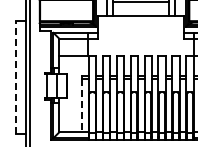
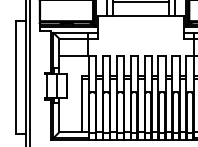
line: dashed -> solid (15, 77)
line: dashed -> solid (82, 106)
